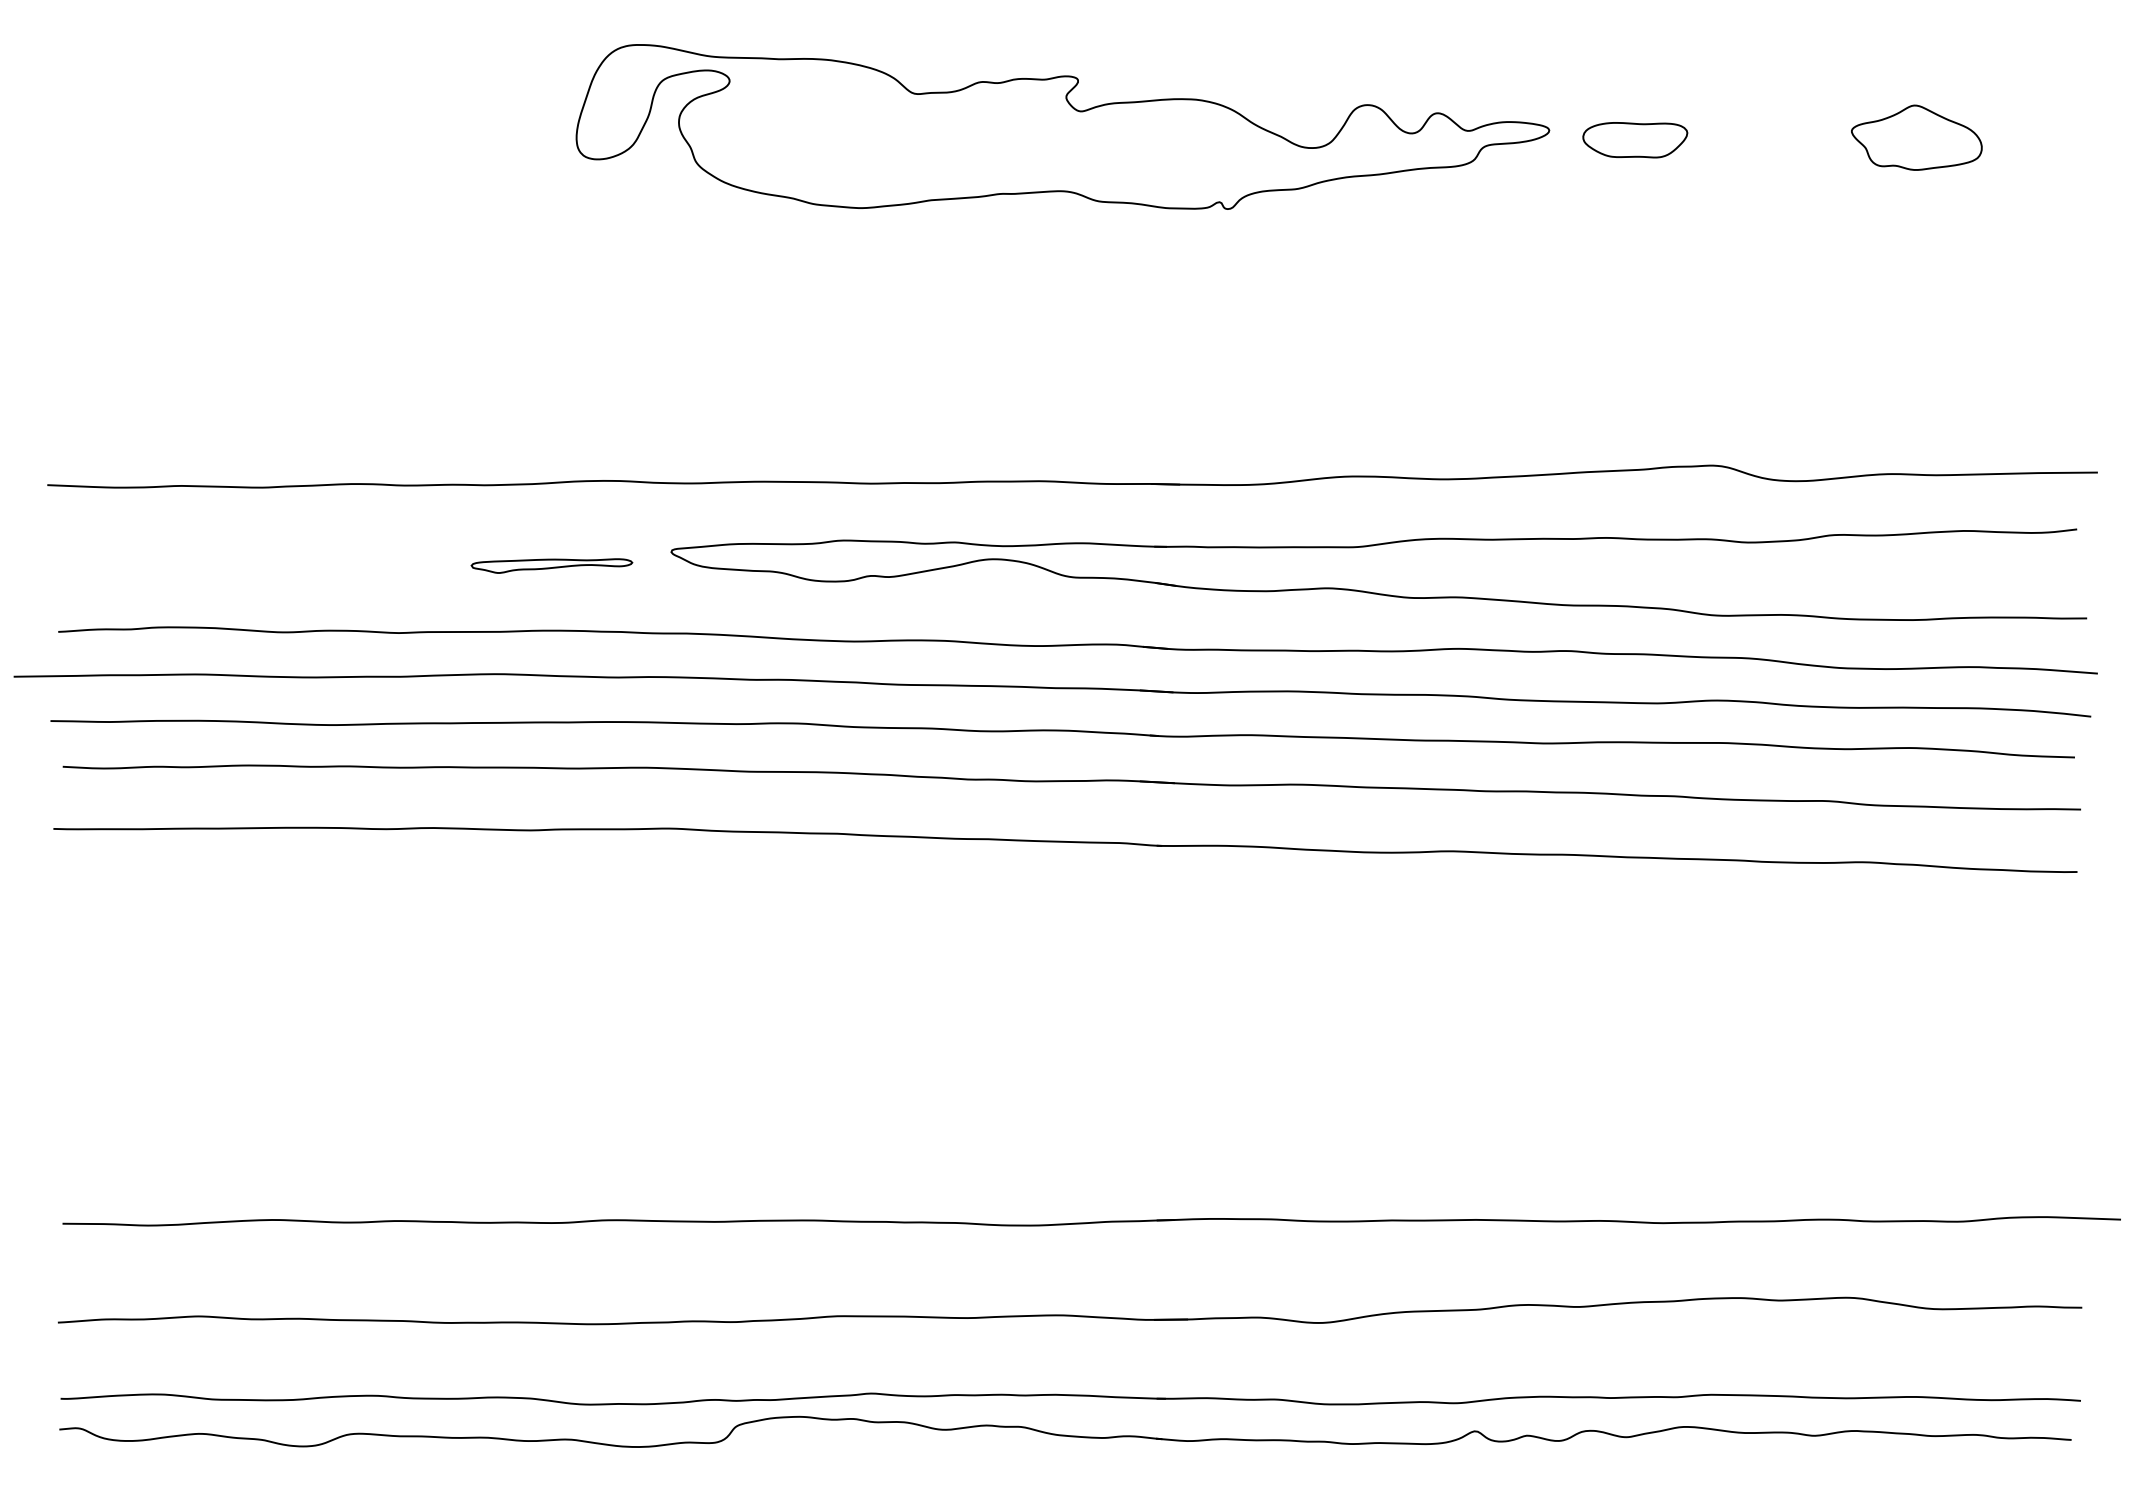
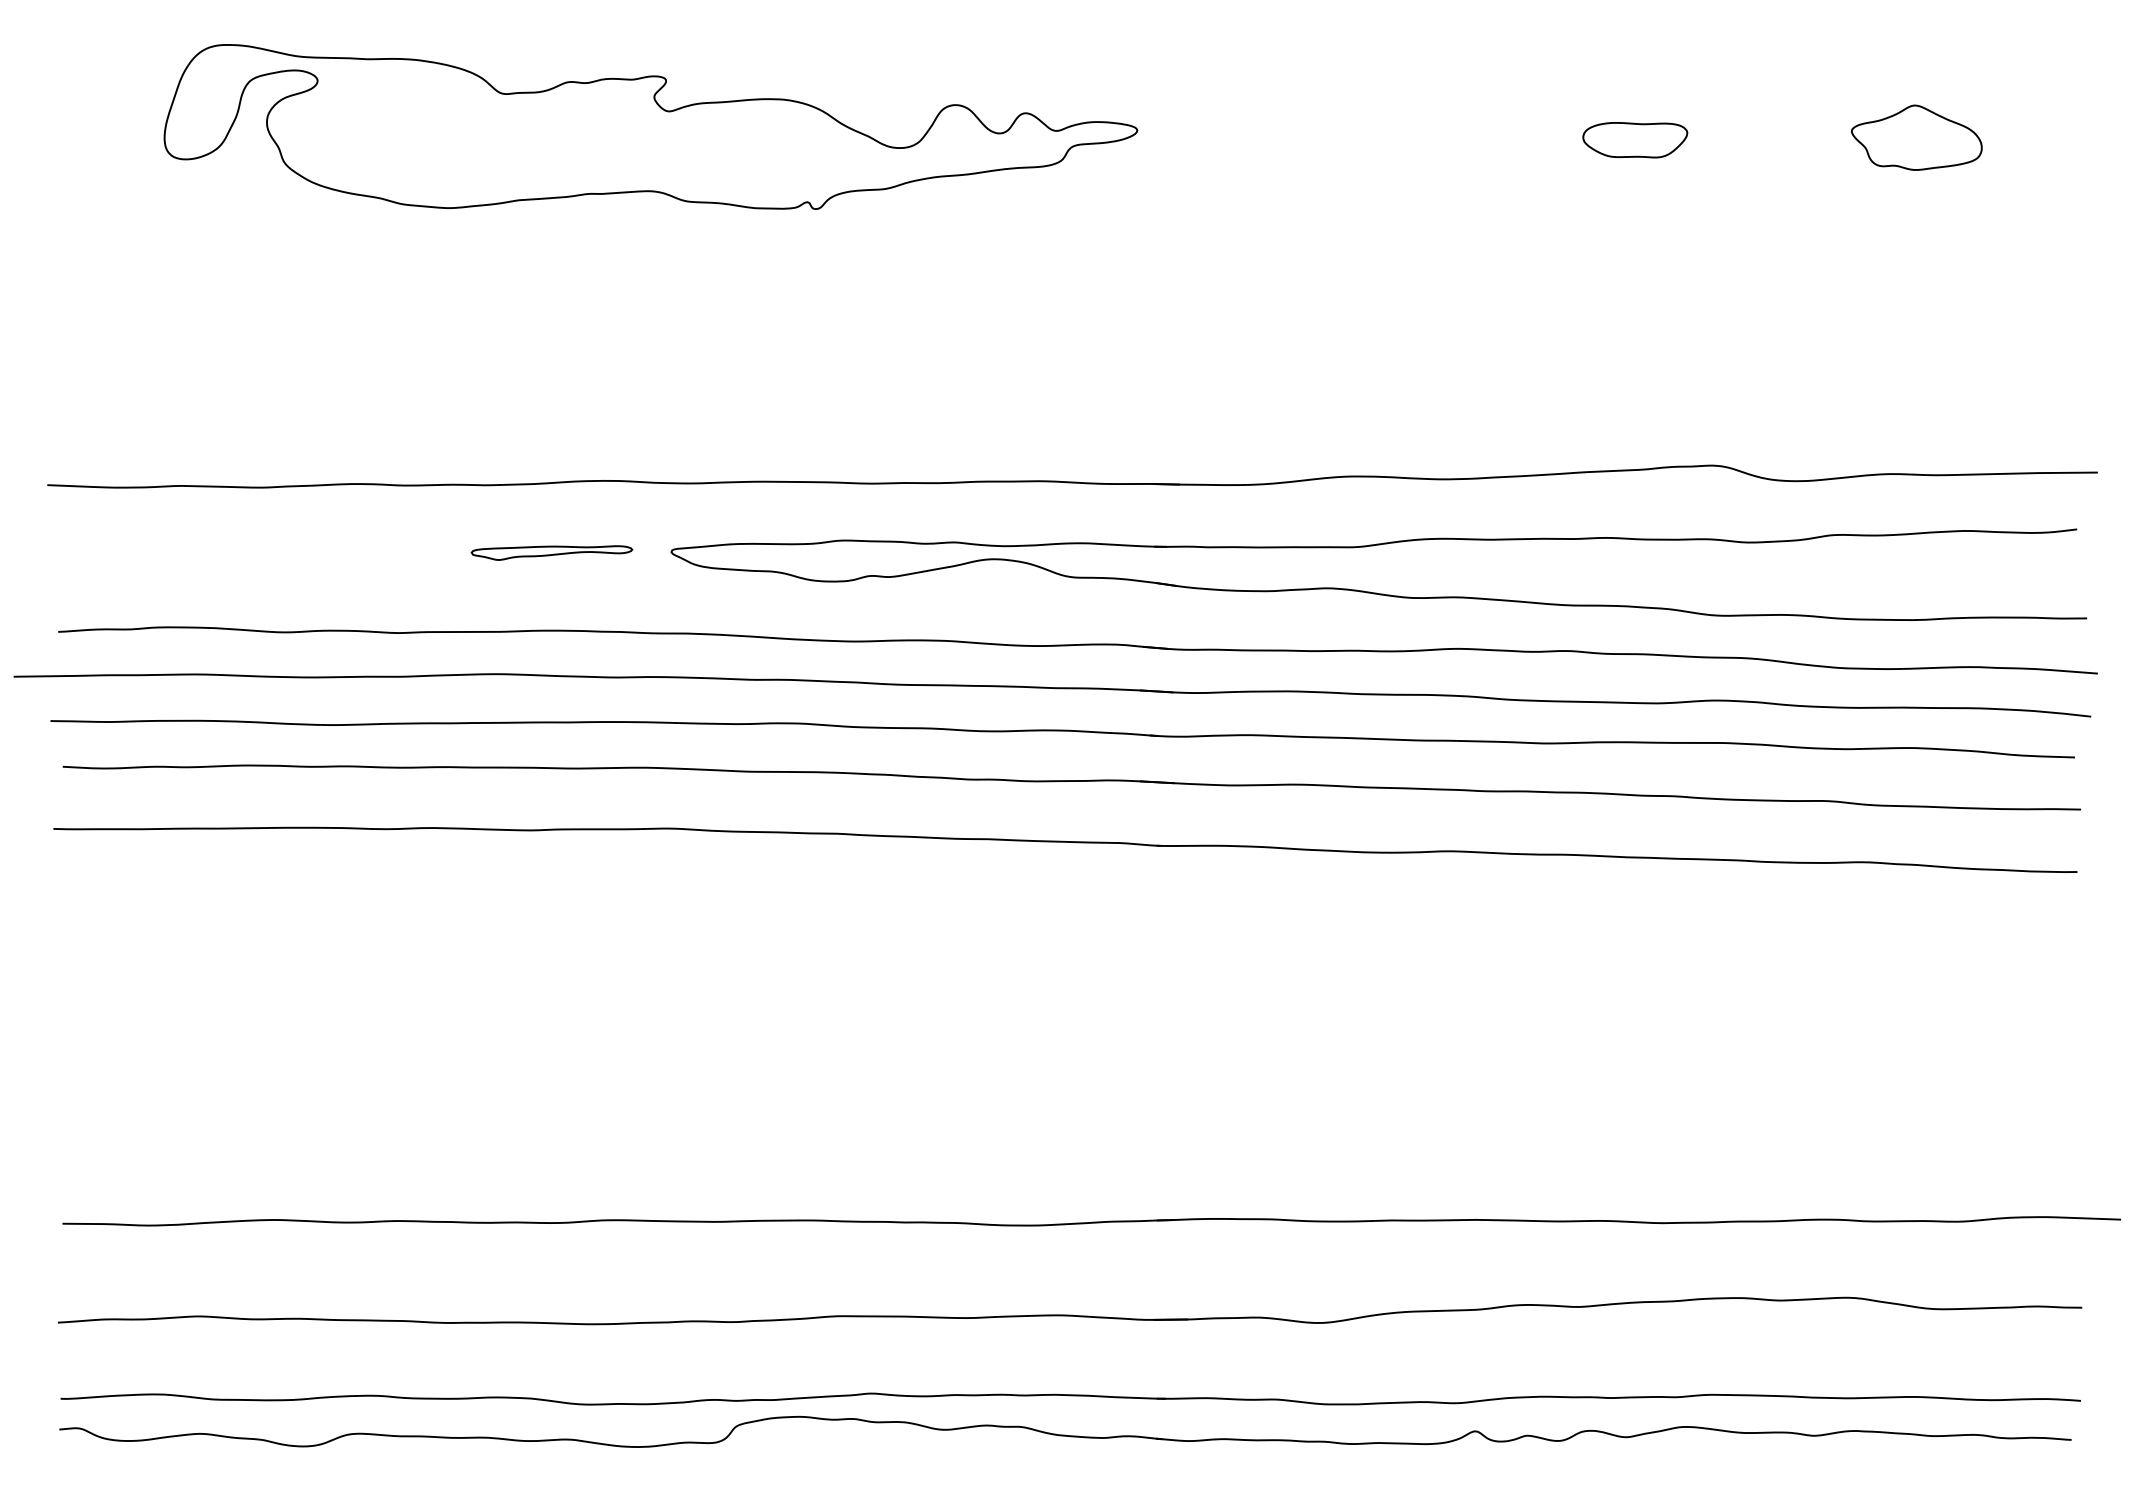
part position: (1062, 126) -> (650, 126) (650, 126)
part position: (551, 565) -> (551, 552) (551, 552)
